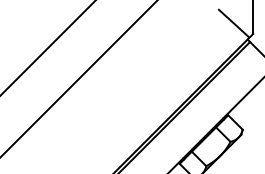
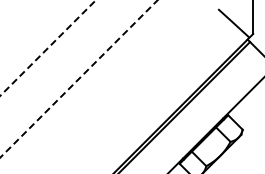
line: solid -> dashed (48, 47)
line: solid -> dashed (79, 78)
